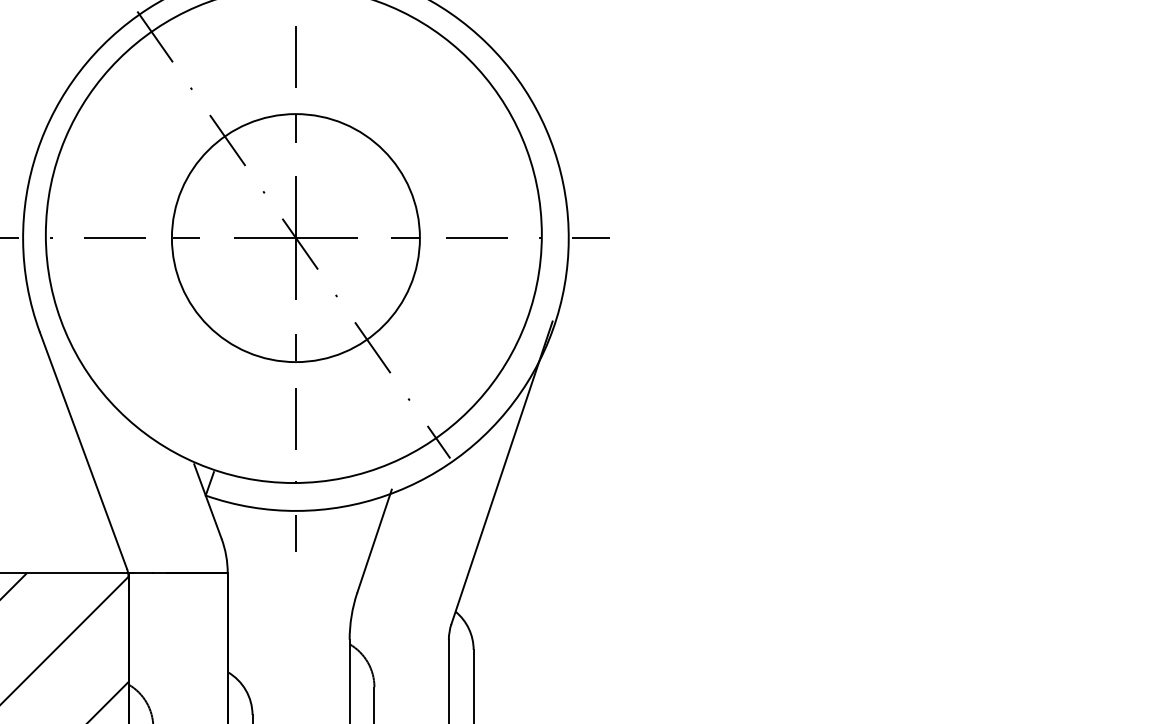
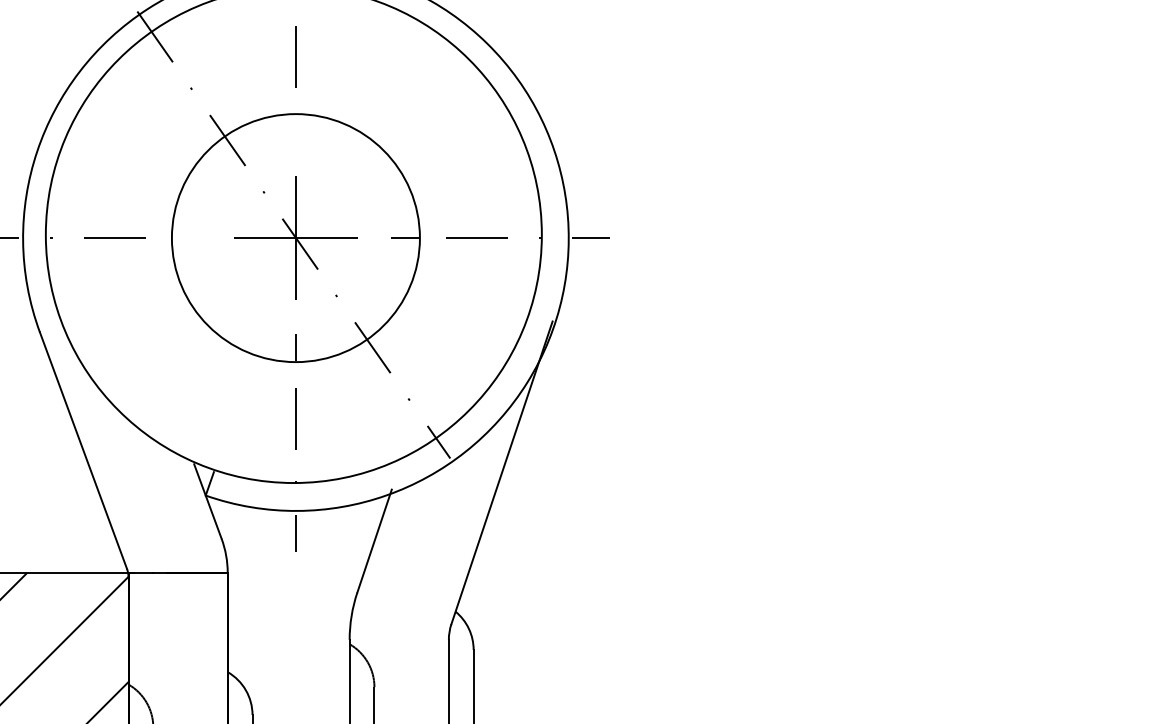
line: present -> none (295, 128)
line: present -> none (186, 238)
